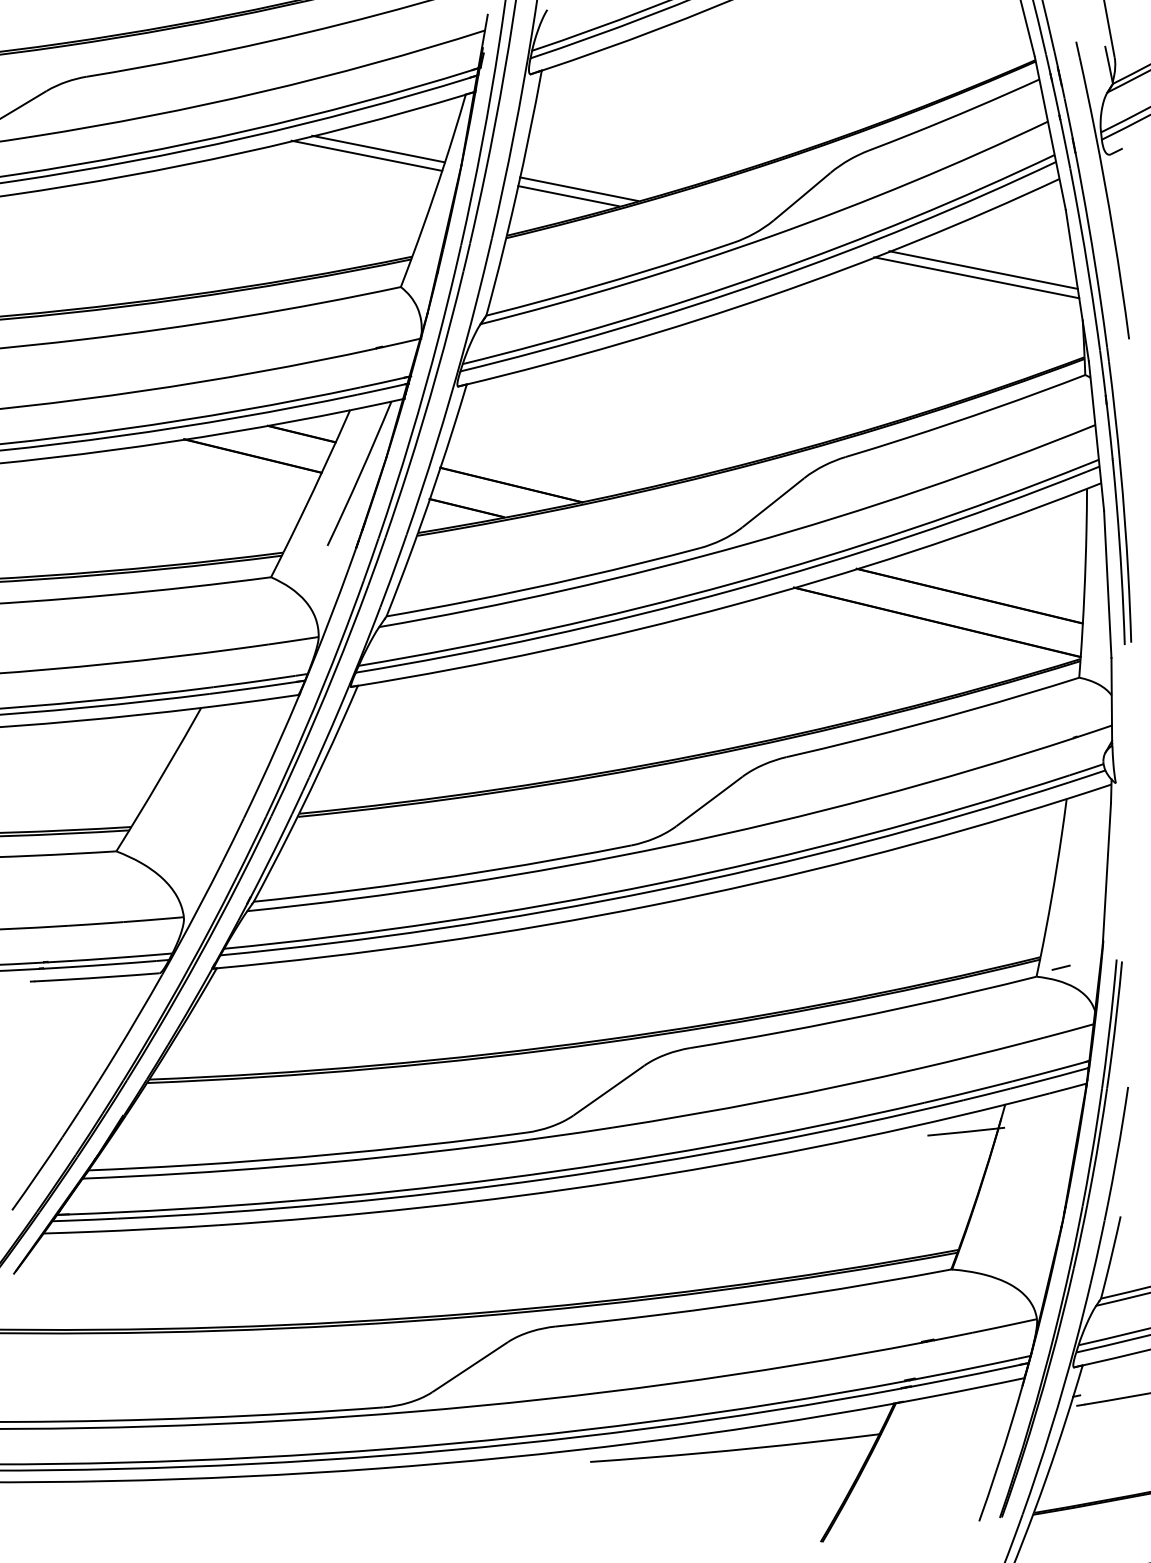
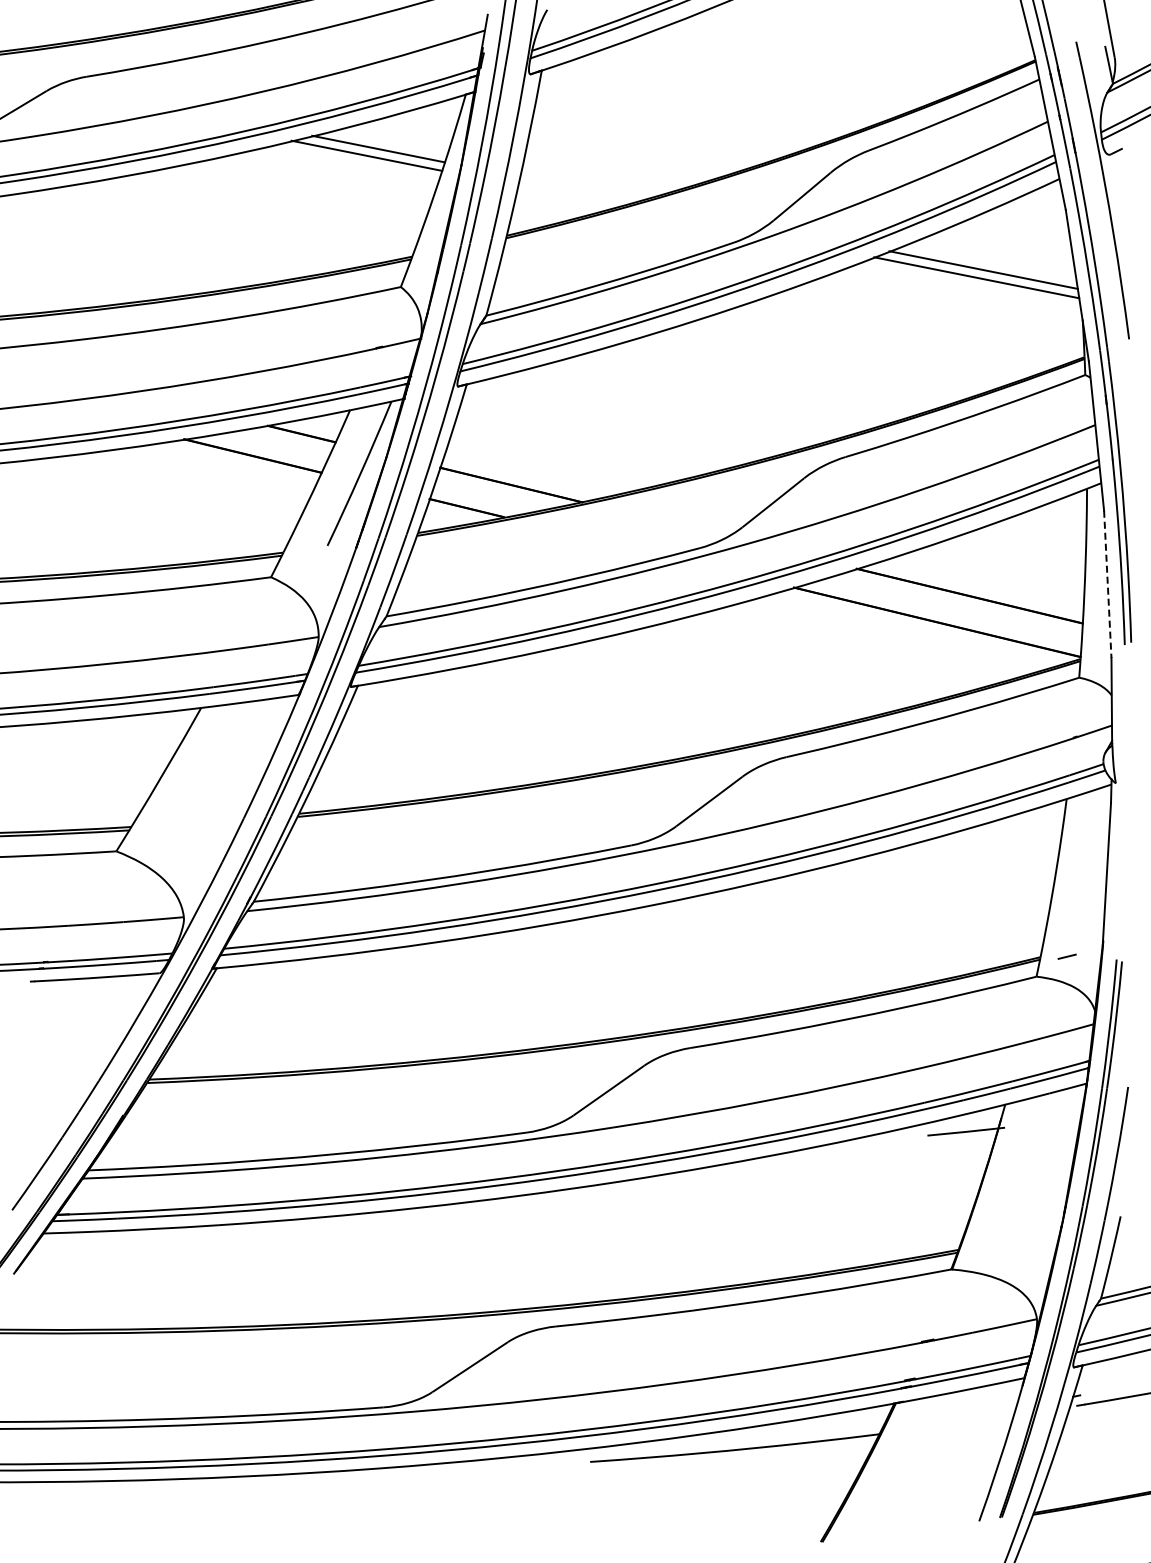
line: present -> none (579, 189)
line: present -> none (568, 196)
line: solid -> dashed (1107, 584)
line position: (1060, 967) -> (1066, 956) (1066, 956)
